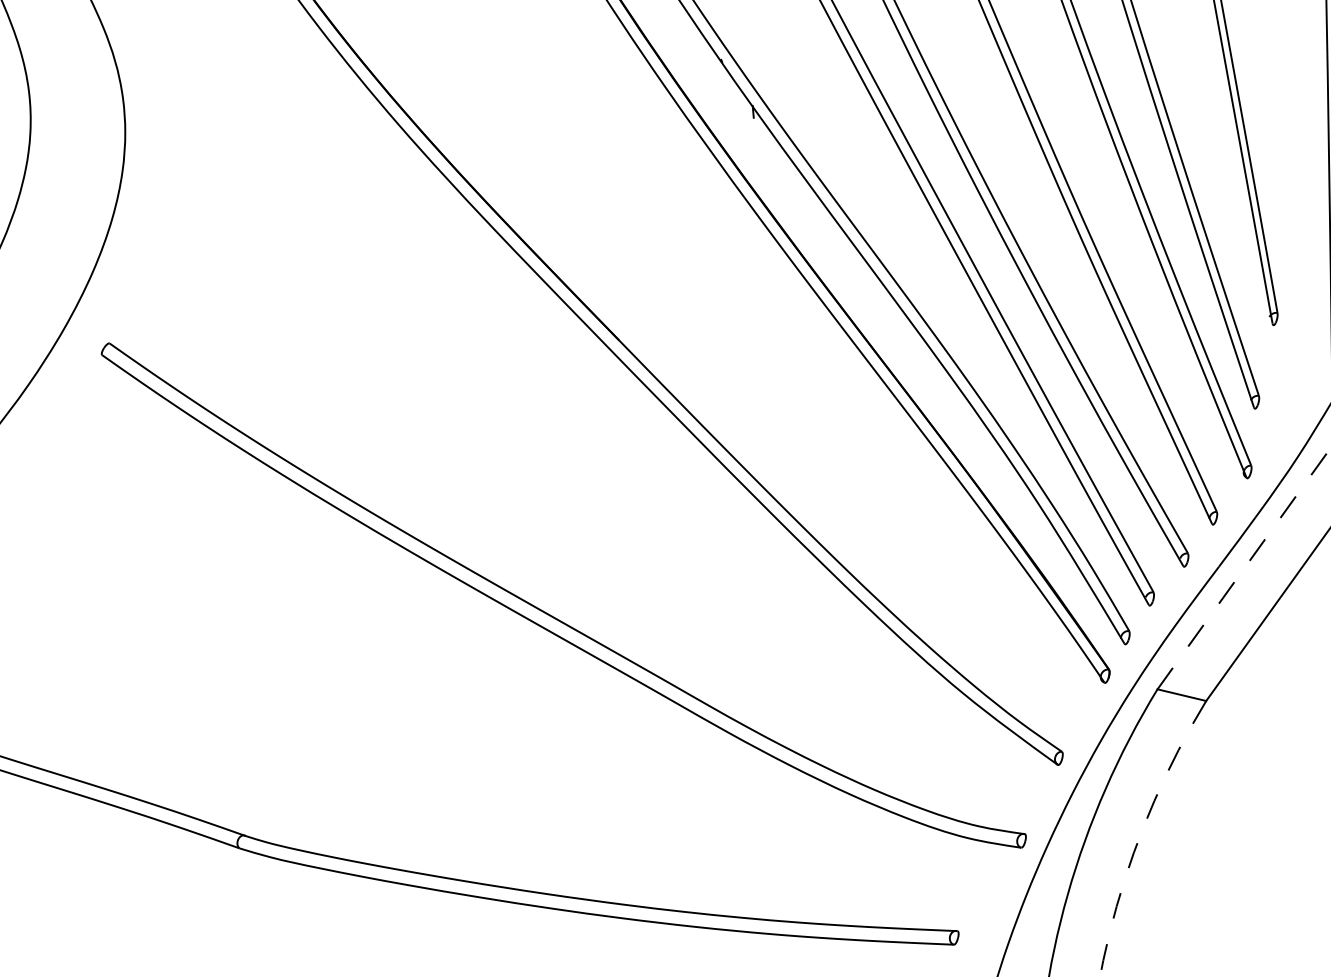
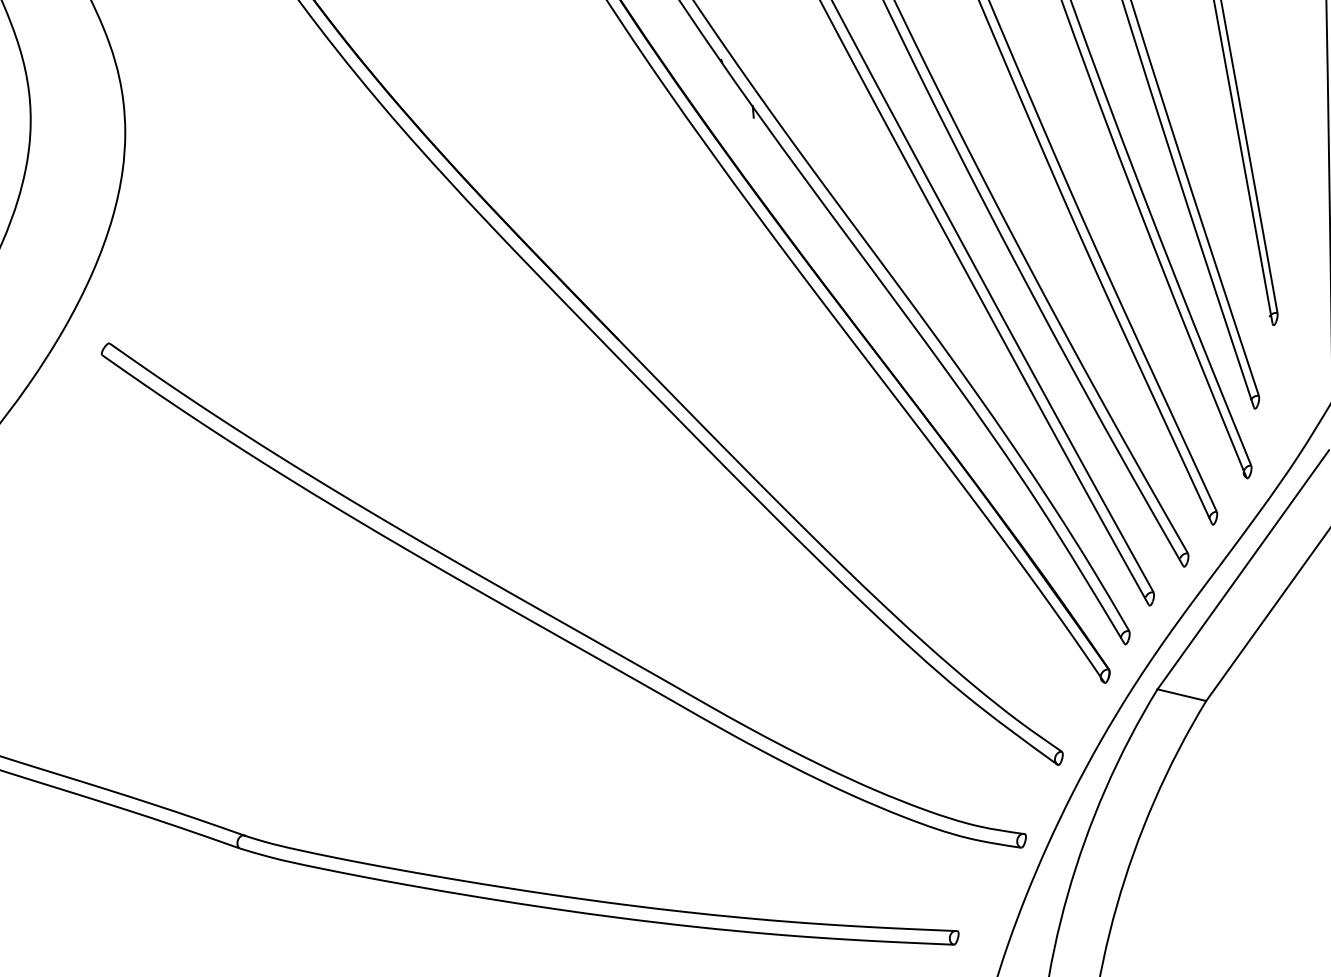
line: dashed -> solid (1243, 569)
arc: dashed -> solid (1140, 834)
